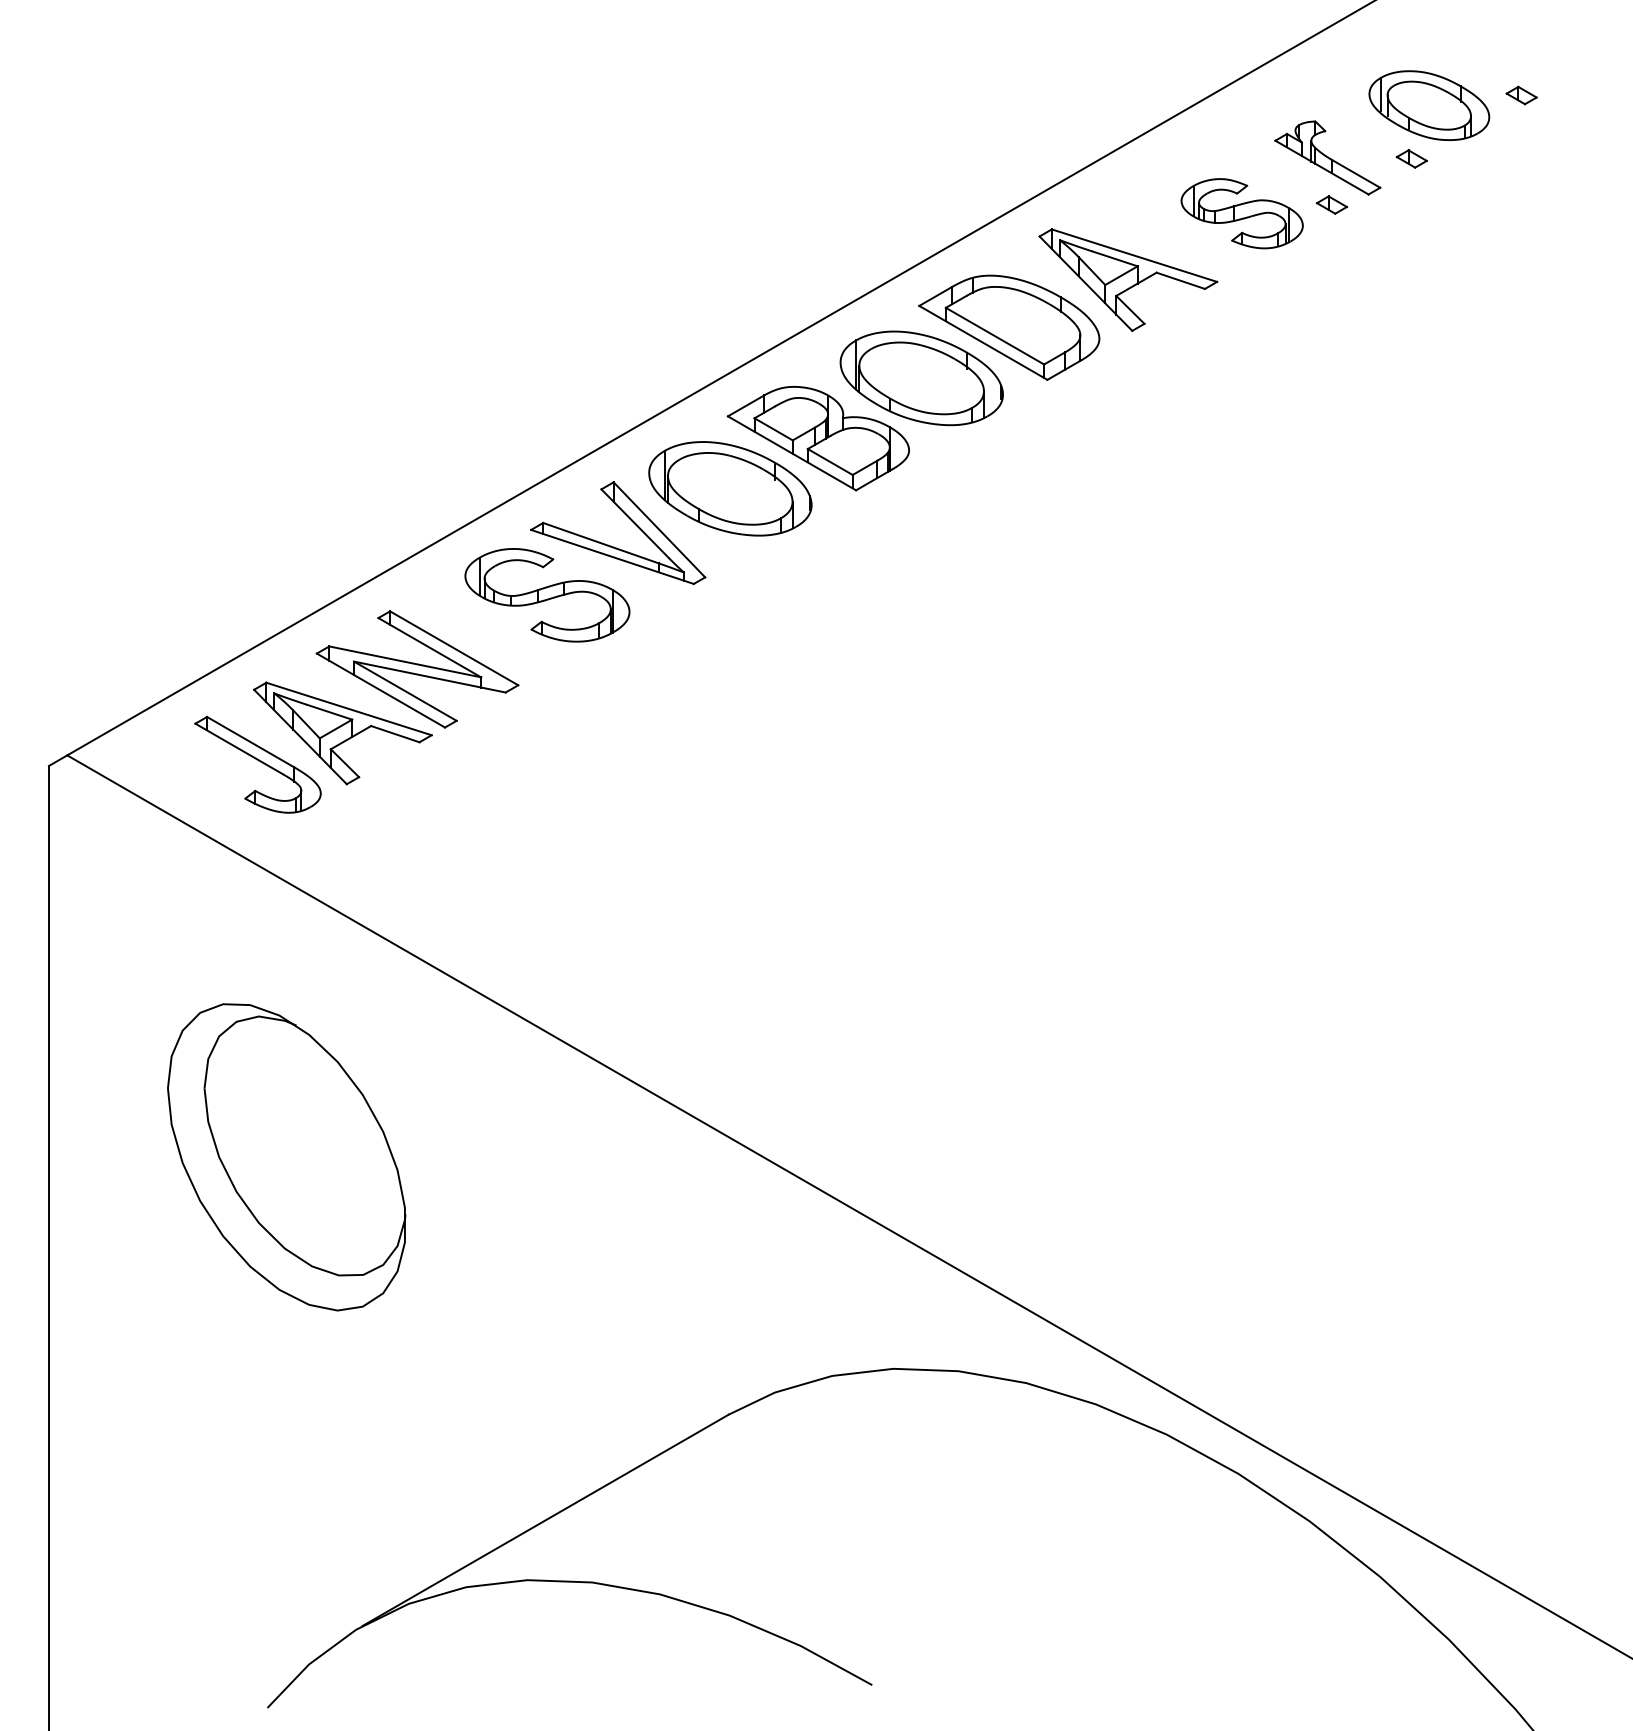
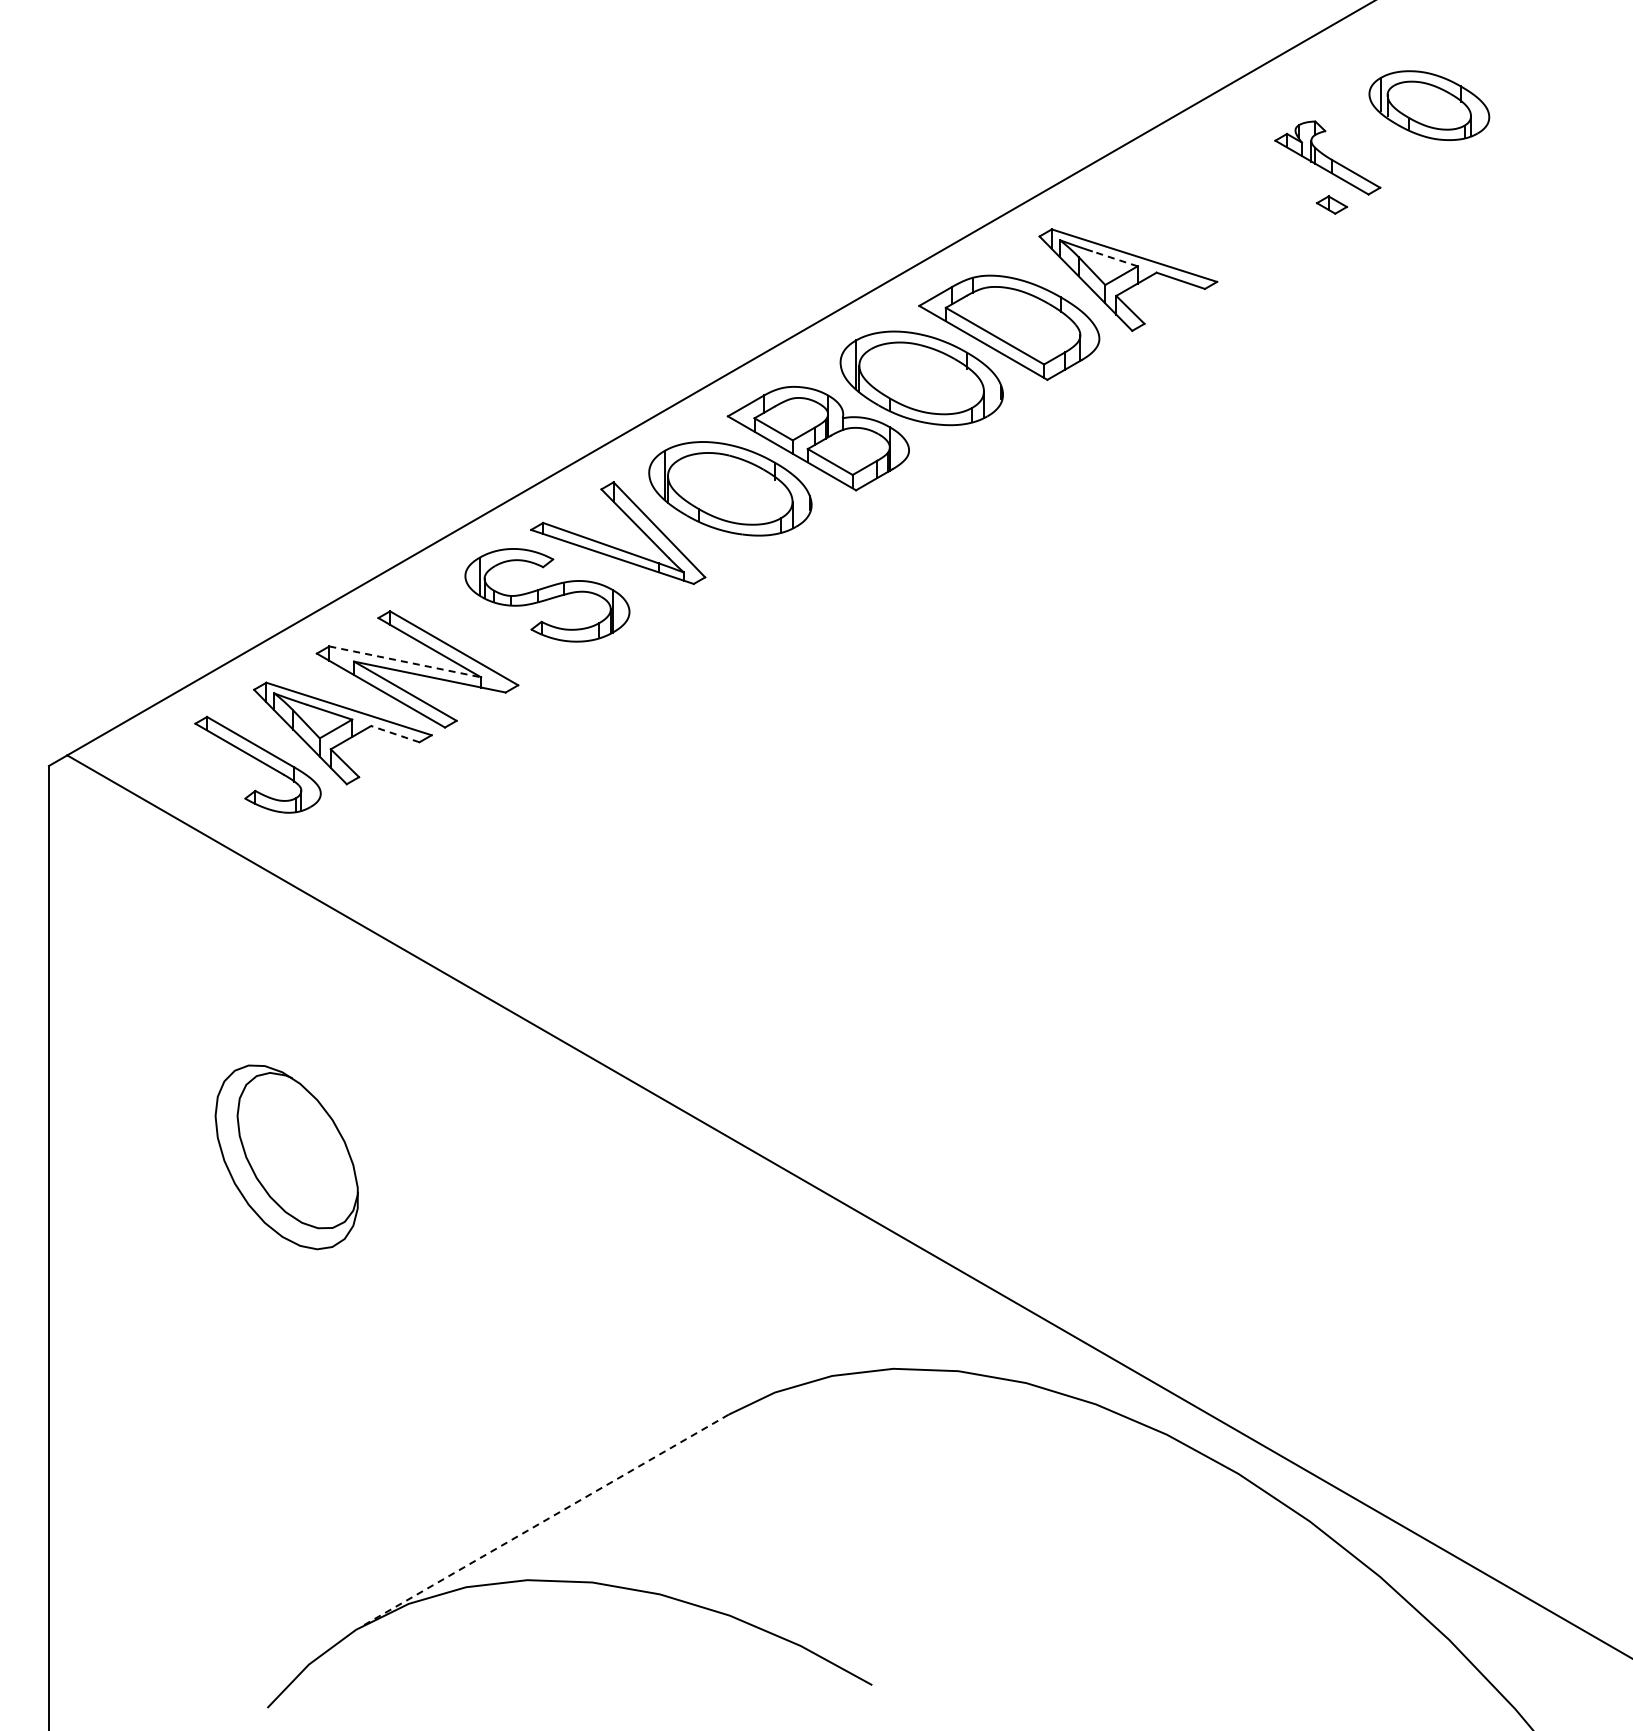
part: present -> none (1521, 95)
part: present -> none (1411, 158)
part: present -> none (1241, 213)
line: solid -> dashed (1115, 258)
line: solid -> dashed (405, 662)
line: solid -> dashed (395, 734)
part size: 240x309 px -> 145x187 px (286, 1157)
line: solid -> dashed (545, 1520)
